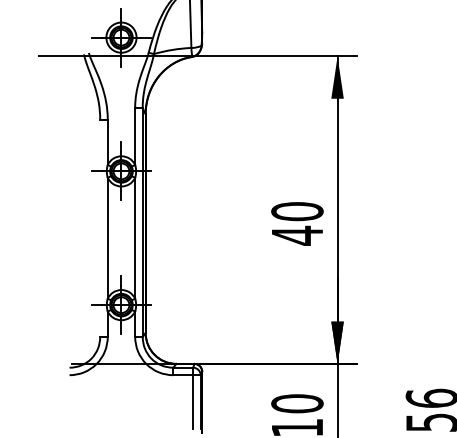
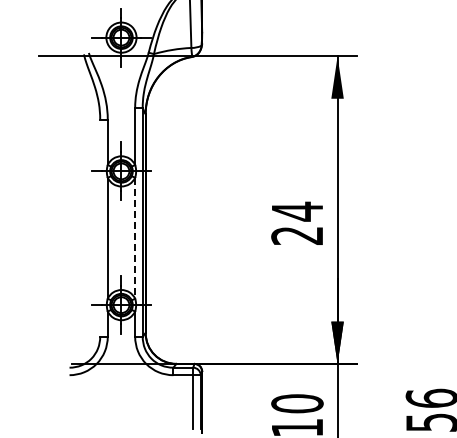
text: 40 -> 24 (297, 223)
line: solid -> dashed (135, 238)
